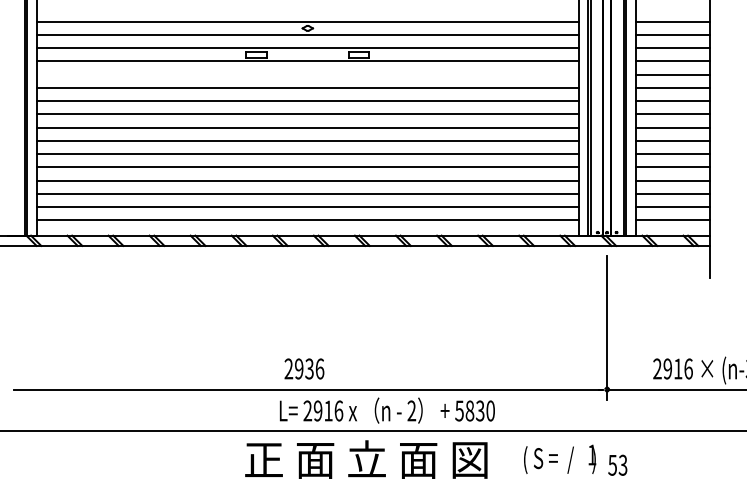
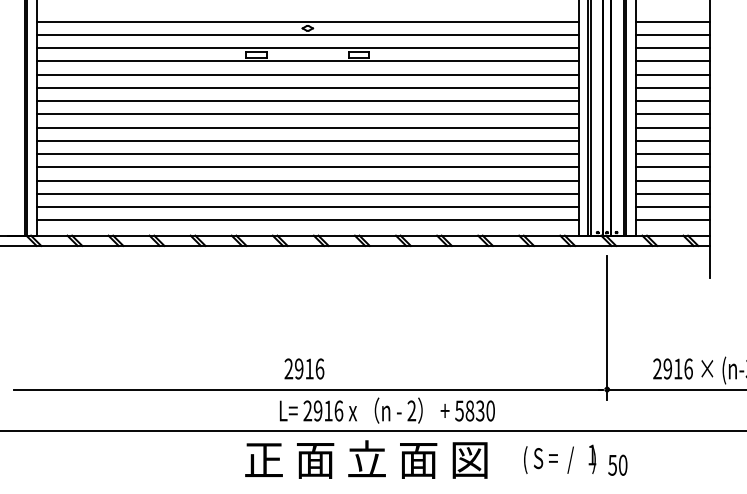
line: none -> present (307, 74)
text: 2936 -> 2916 (309, 368)
text: 53 -> 50 (622, 465)
